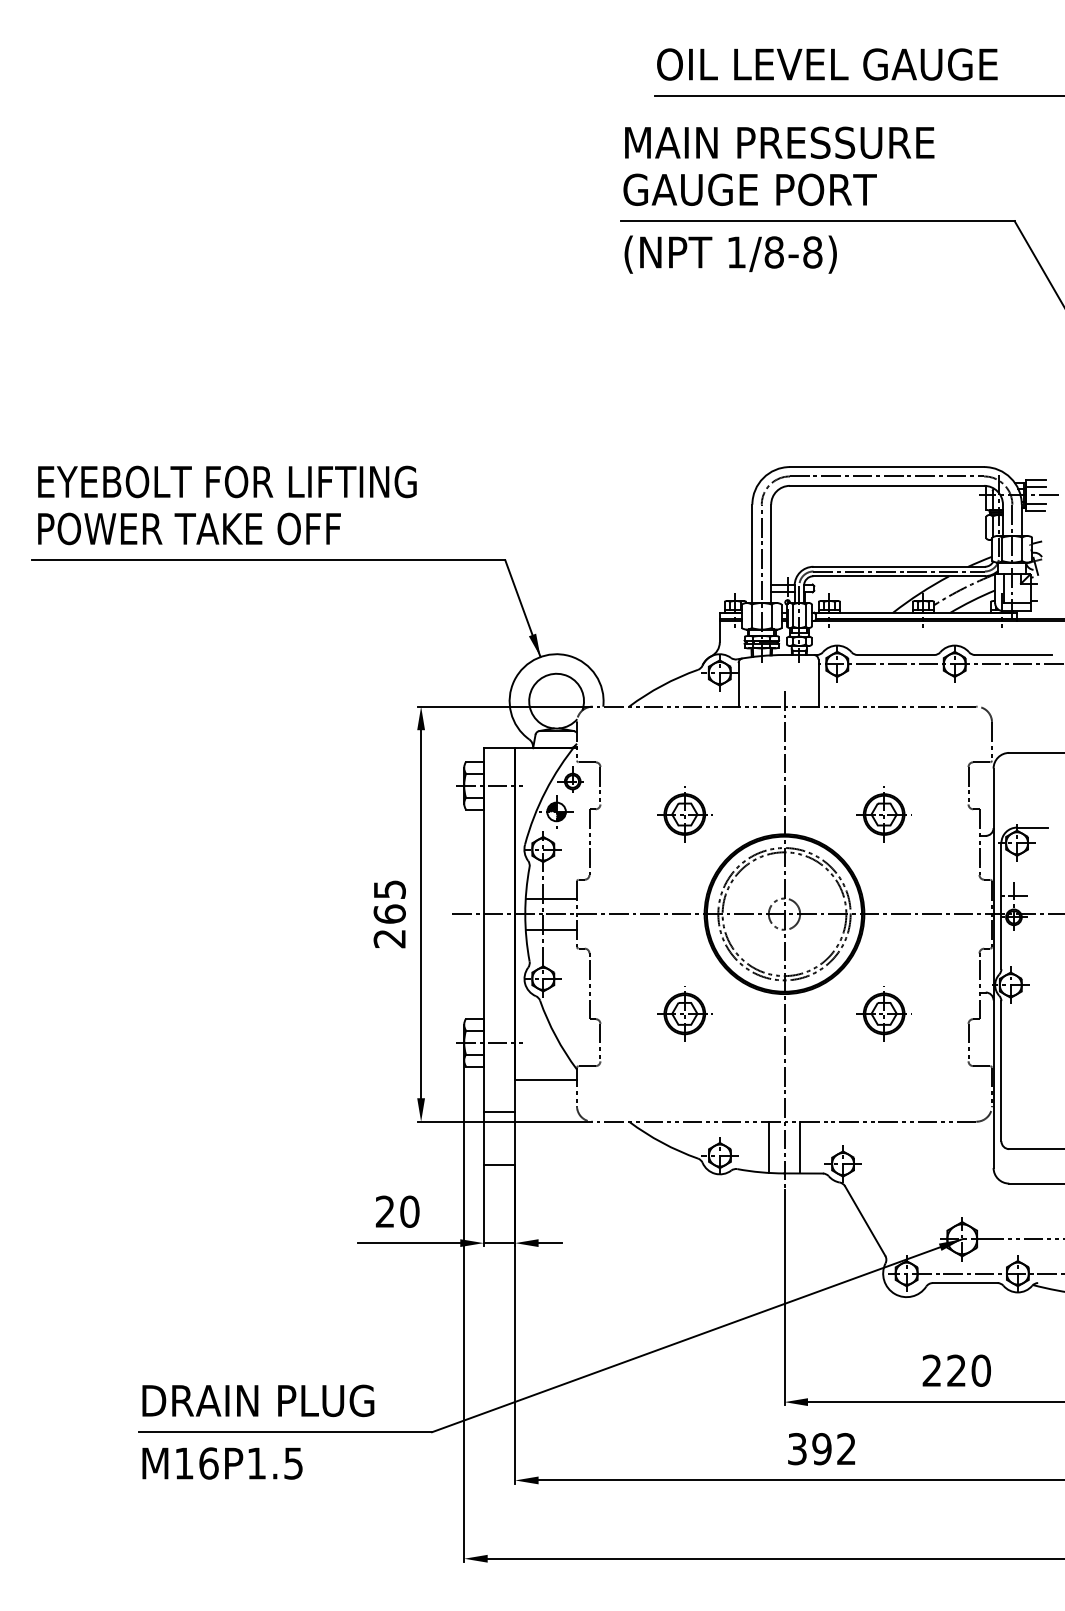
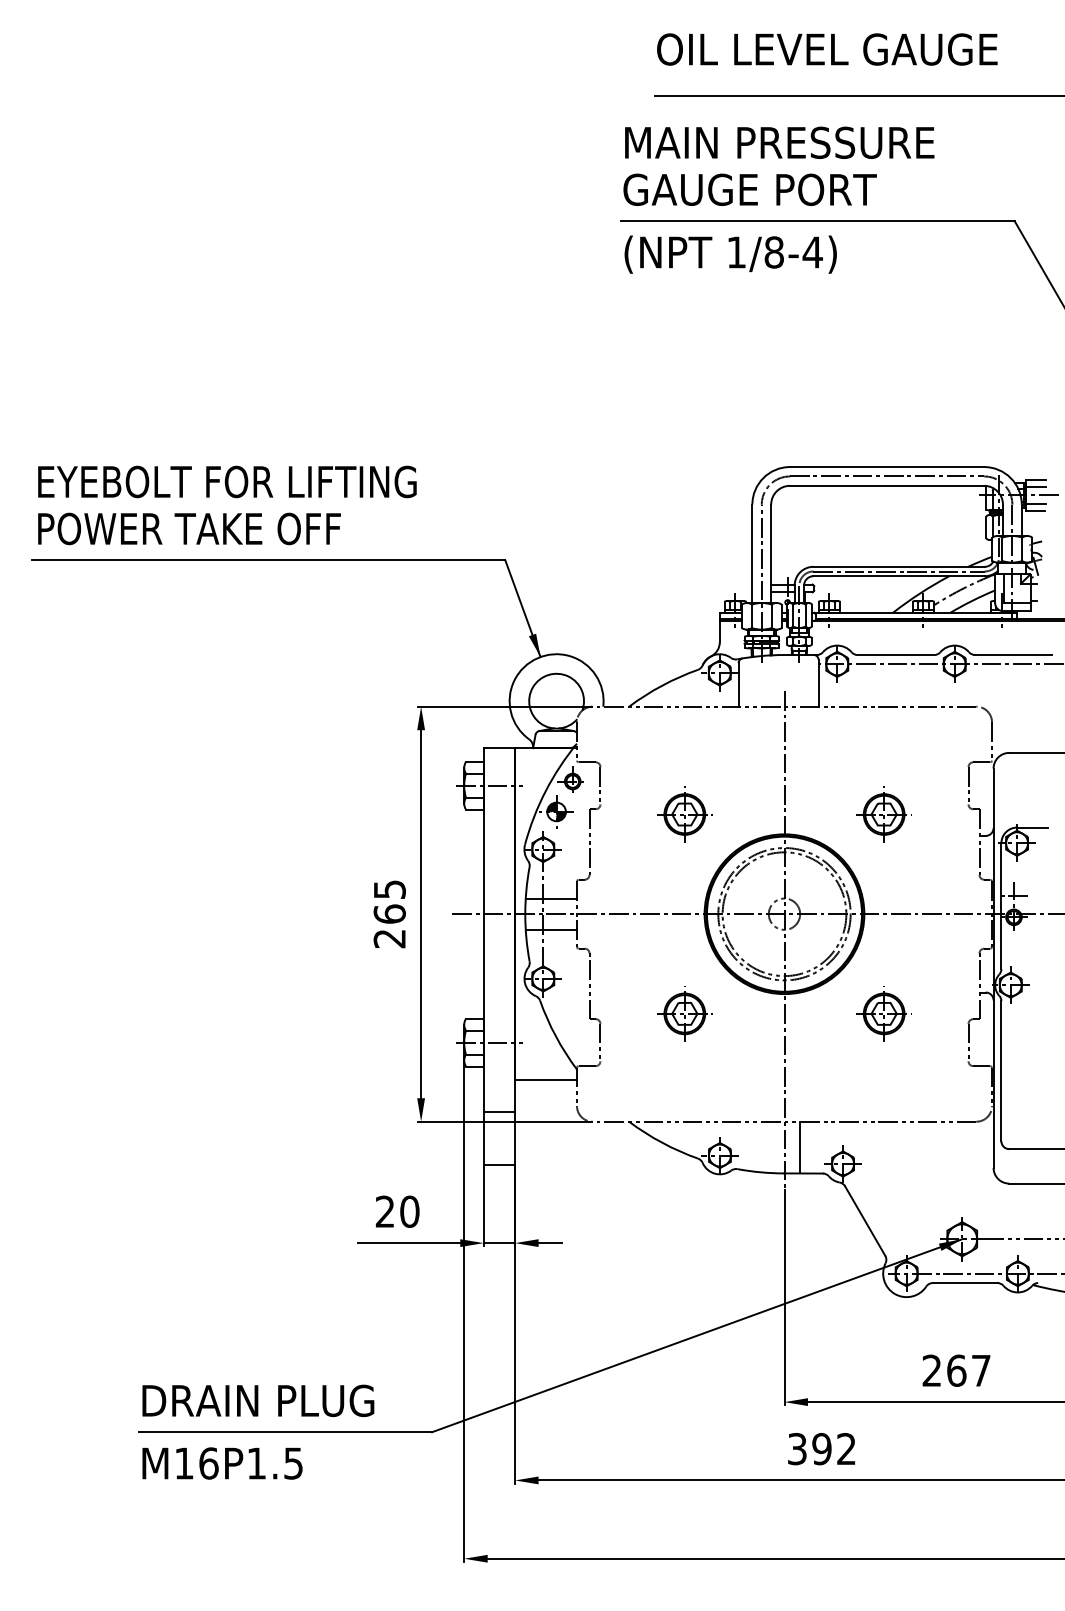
text position: (827, 64) -> (827, 49) (827, 49)
text: 1/8-8) -> 1/8-4) (812, 252)
line: present -> none (768, 1146)
text: 220 -> 267 (968, 1370)
